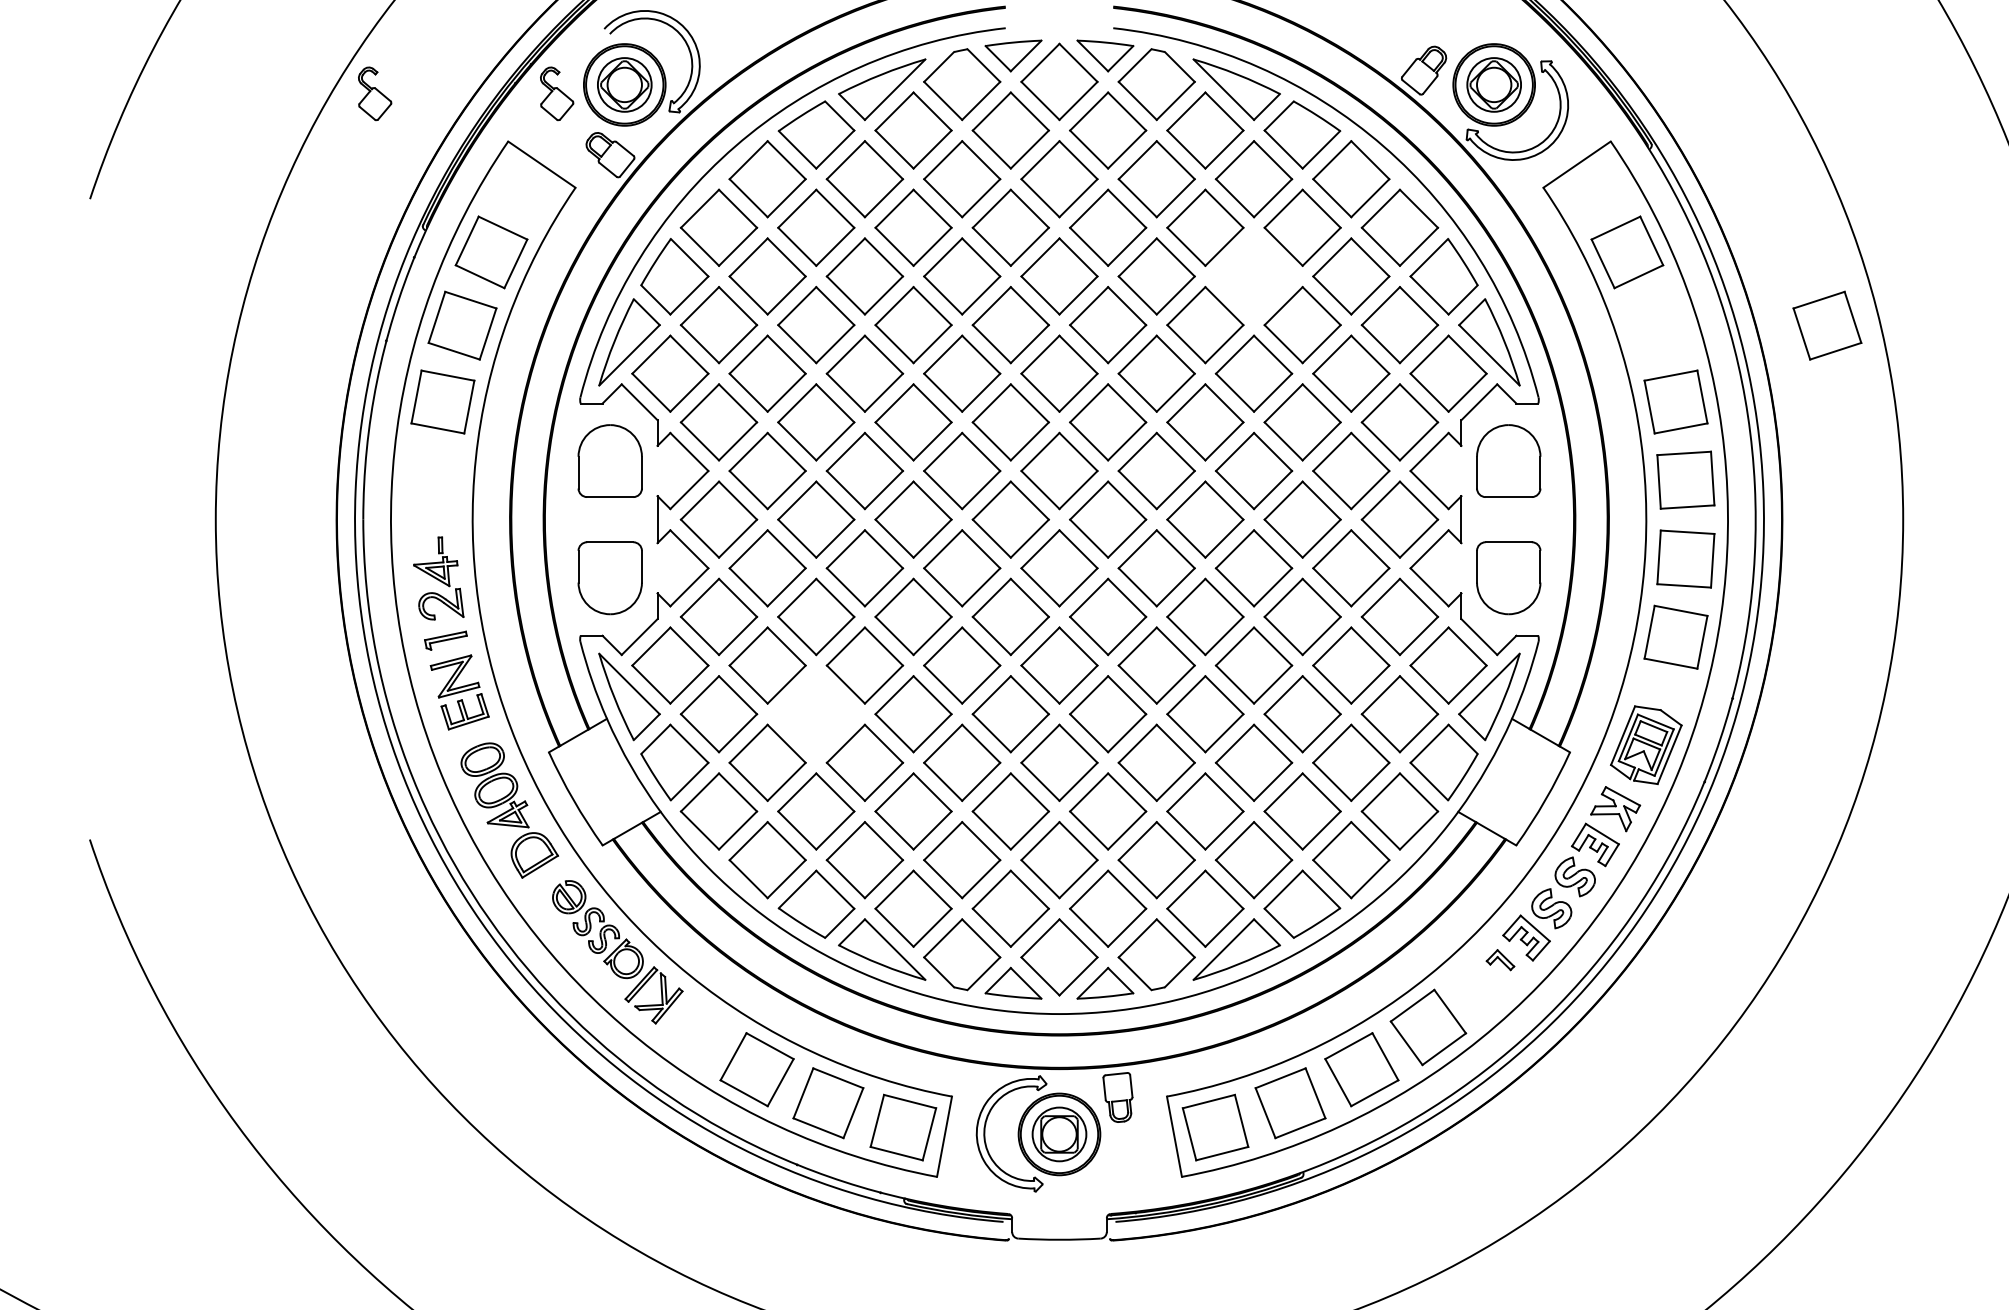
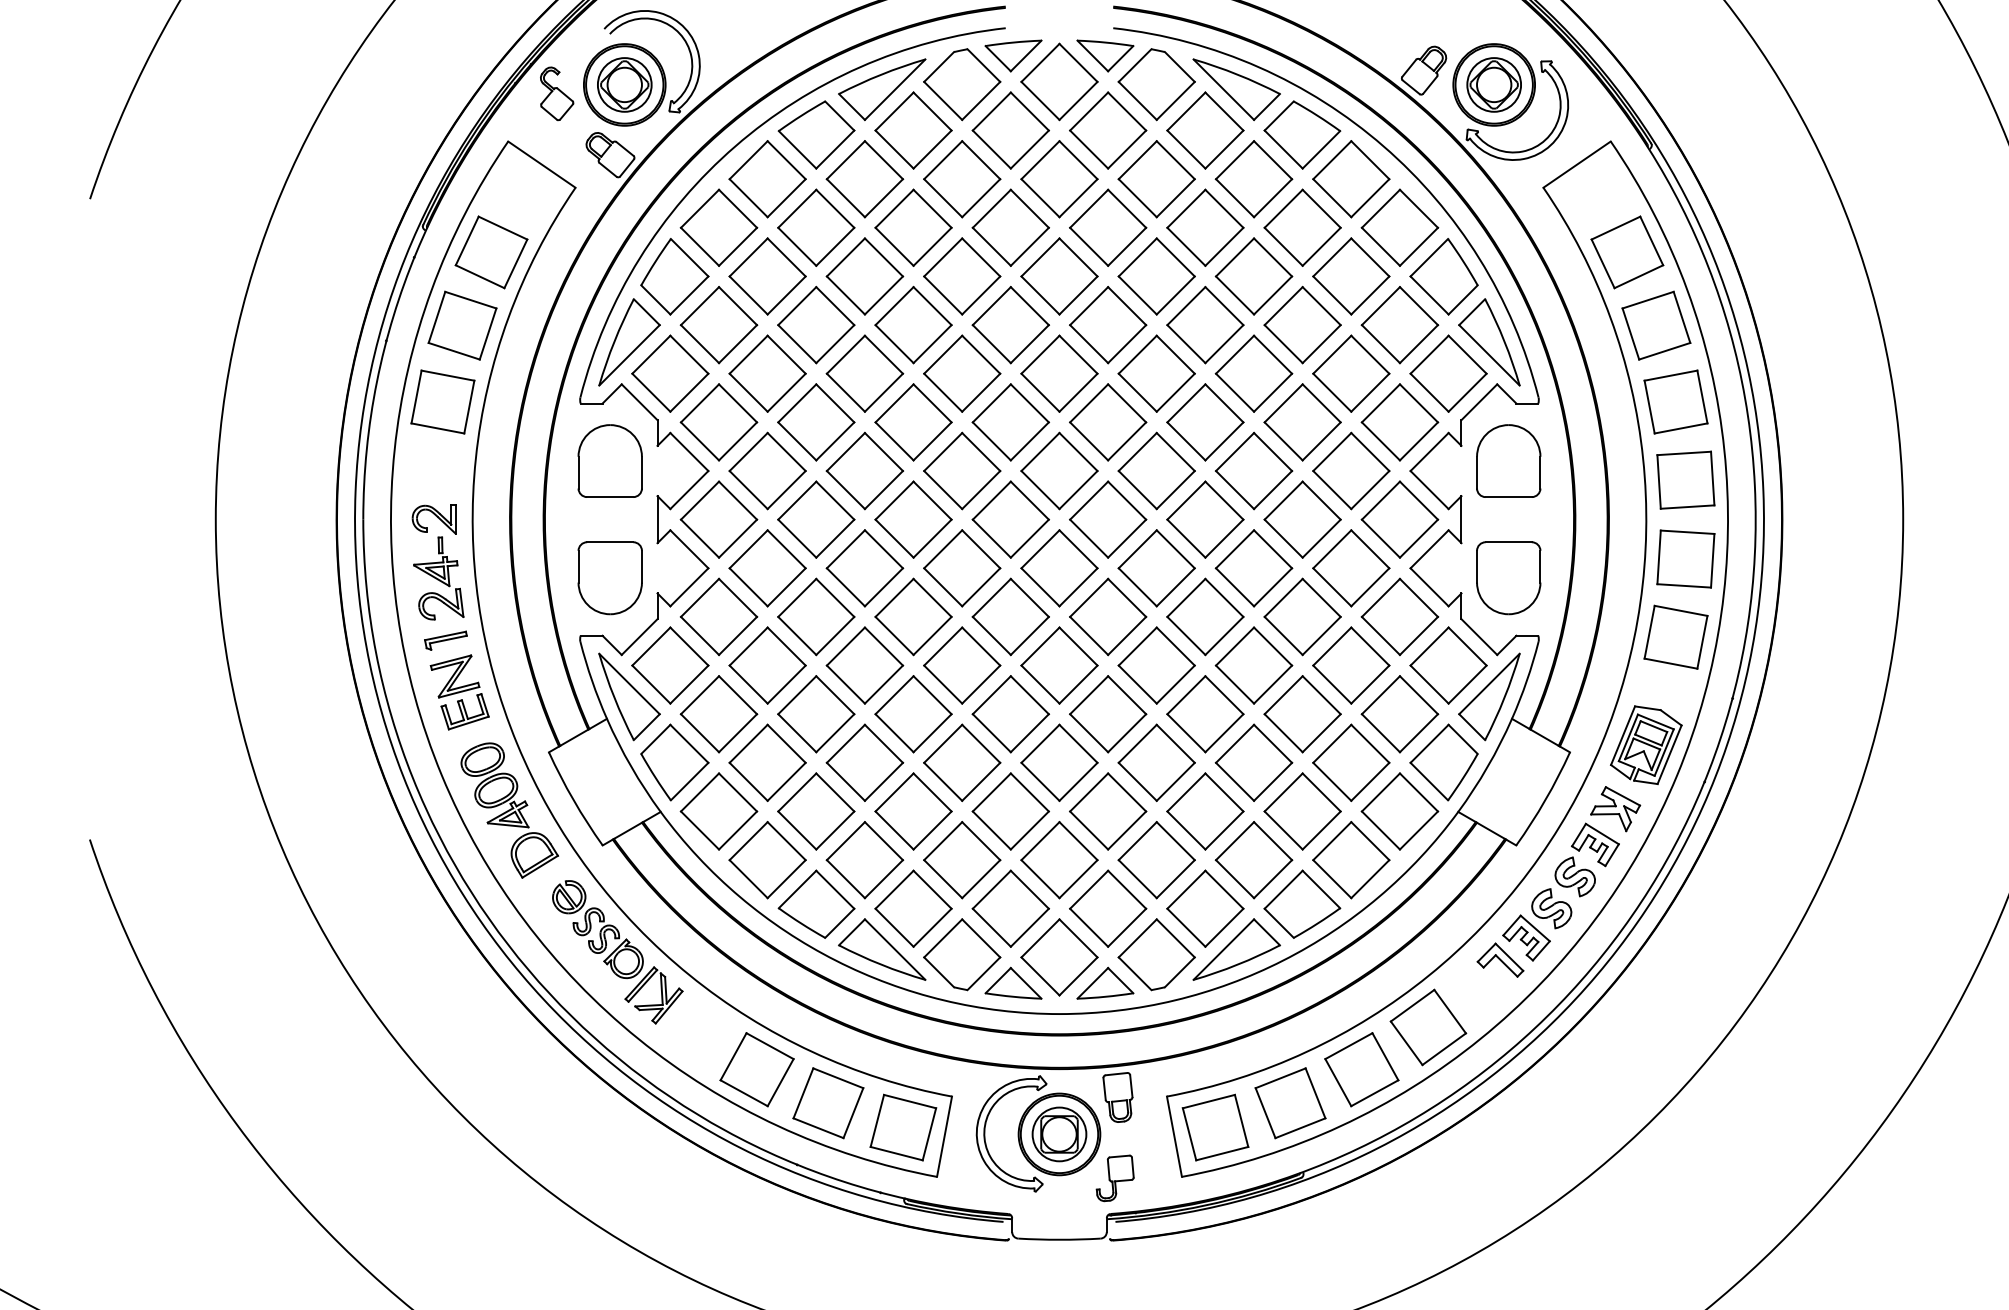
part: present -> none (375, 93)
part: none -> present (1253, 276)
part position: (1827, 325) -> (1656, 325) (1656, 325)
part: none -> present (433, 519)
part: none -> present (816, 714)
part size: 31x23 px -> 49x36 px (1500, 959)
part: none -> present (1114, 1178)
